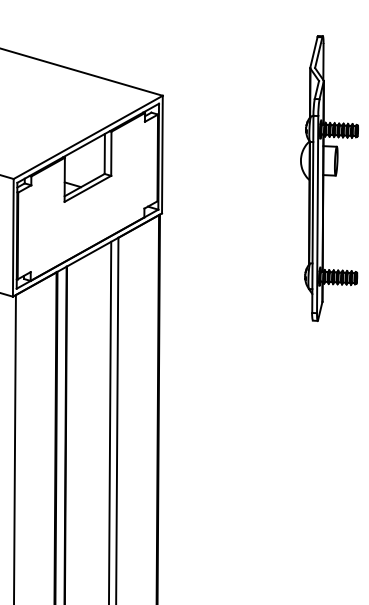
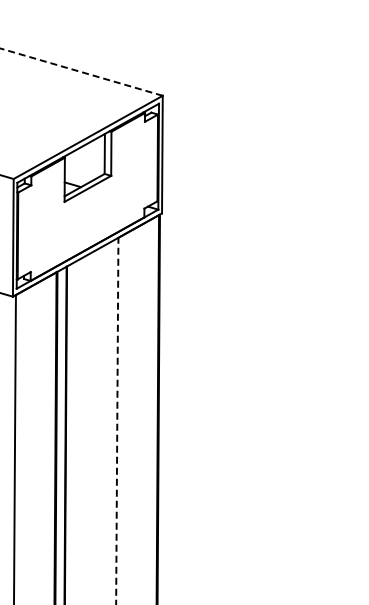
line: solid -> dashed (81, 72)
part: present -> none (329, 178)
line: solid -> dashed (117, 420)
line: present -> none (110, 421)
